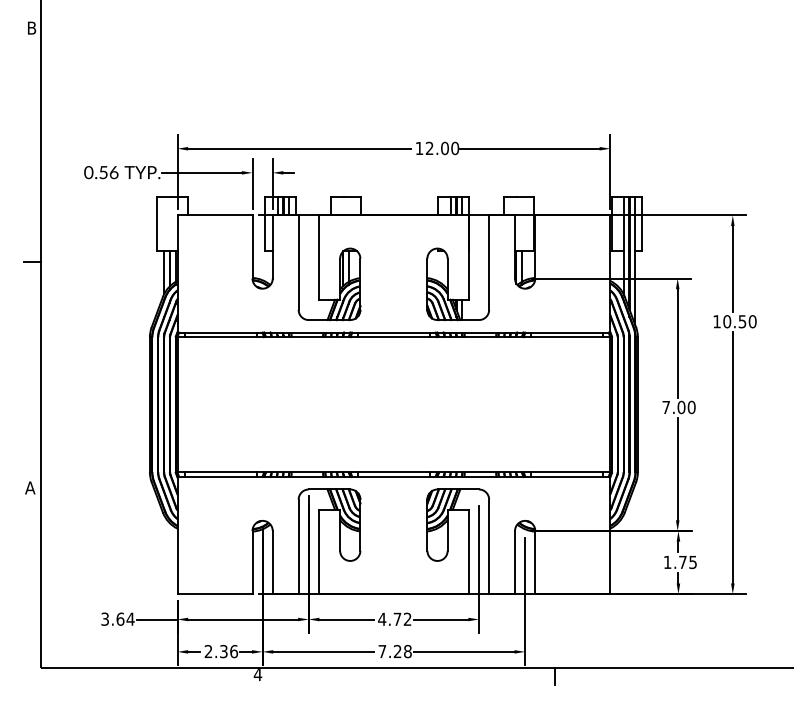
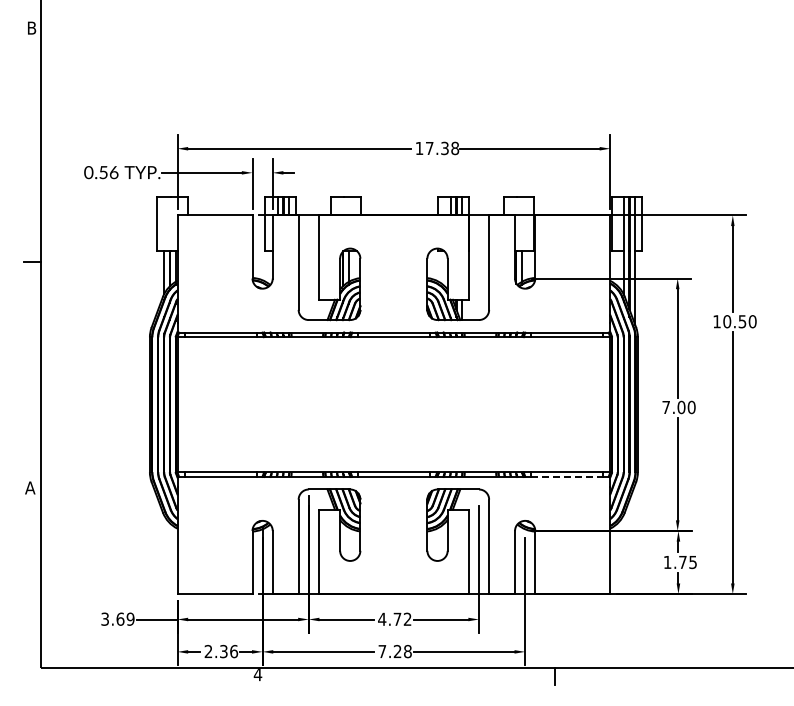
text: 12.00 -> 17.38 (442, 148)
line: solid -> dashed (567, 476)
text: 3.64 -> 3.69 (130, 618)
